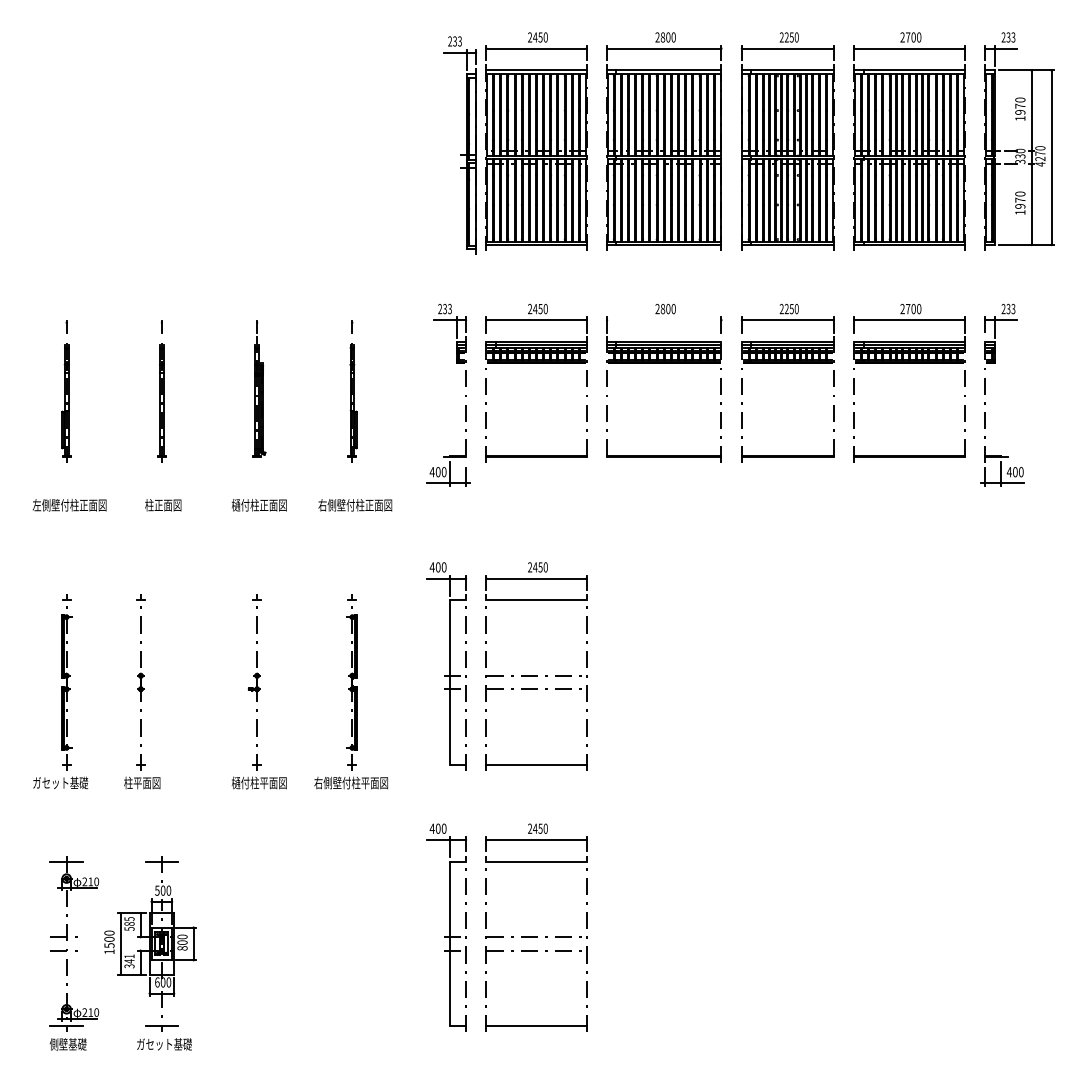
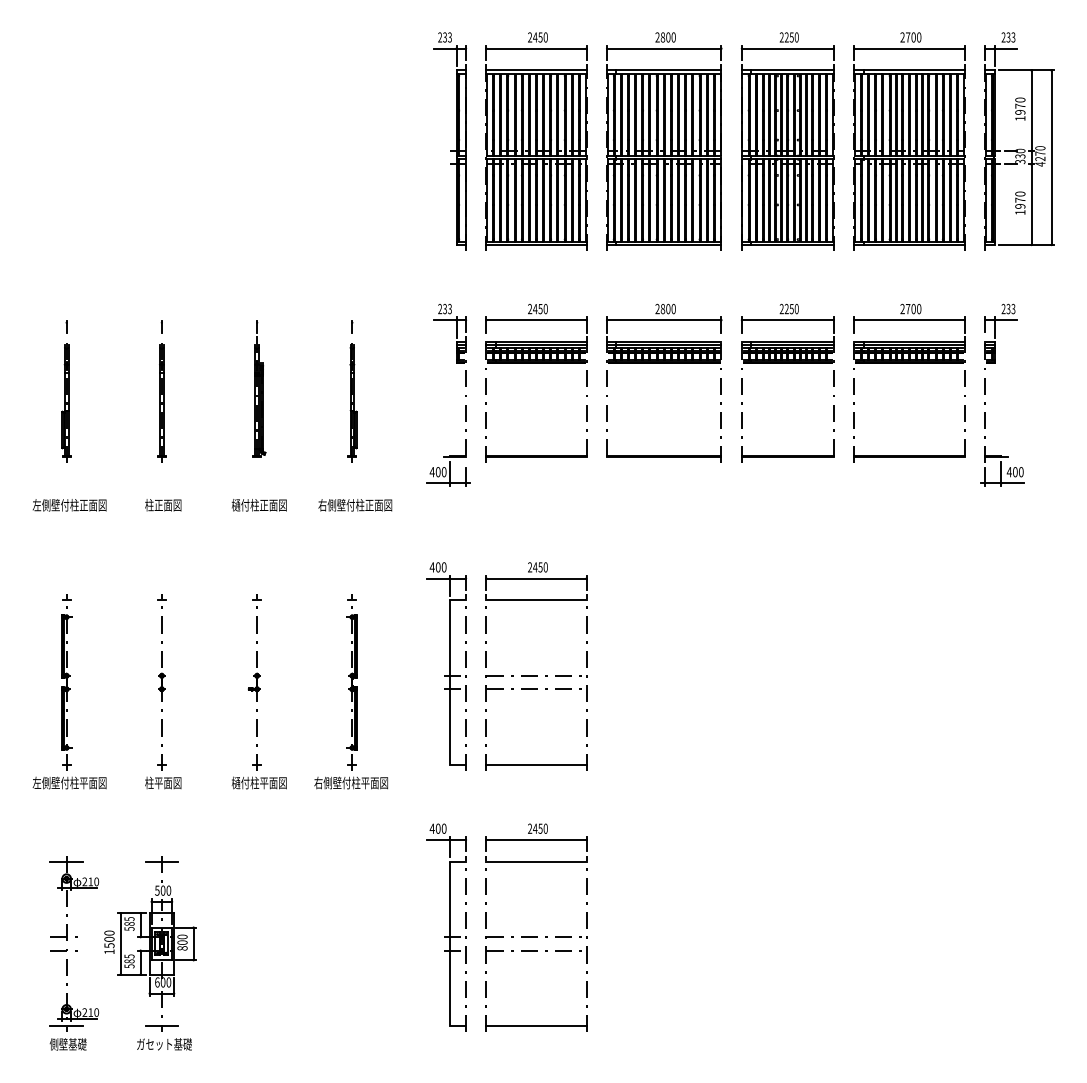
part position: (460, 145) -> (450, 141) (450, 141)
line: none -> present (664, 320)
part position: (142, 691) -> (163, 691) (163, 691)
text: ガセット基礎 -> 左側壁付柱平面図 (69, 782)
text: 341 -> 585 (129, 961)
